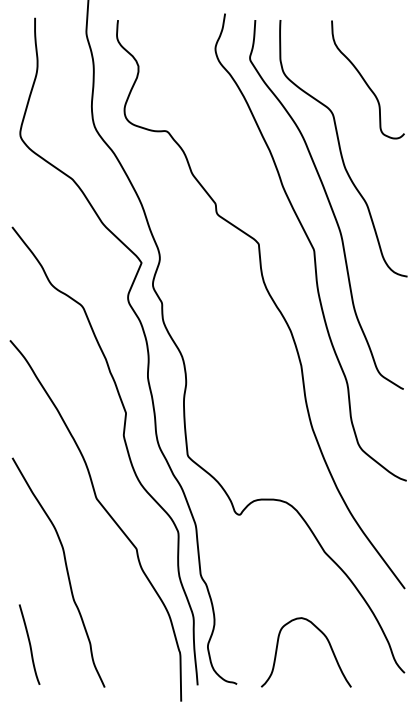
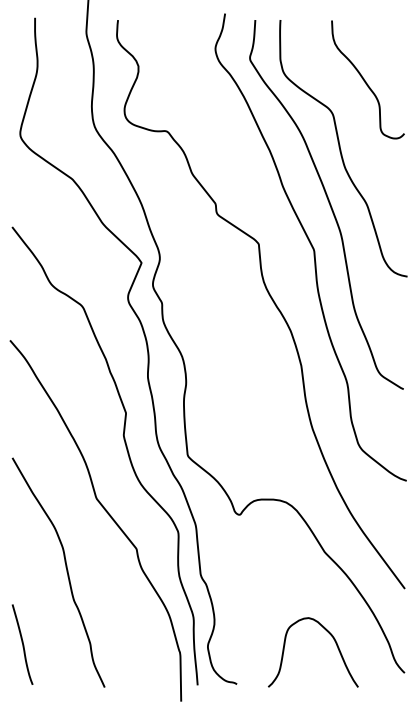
curve position: (325, 638) -> (332, 638) (332, 638)
curve position: (29, 644) -> (22, 644) (22, 644)
